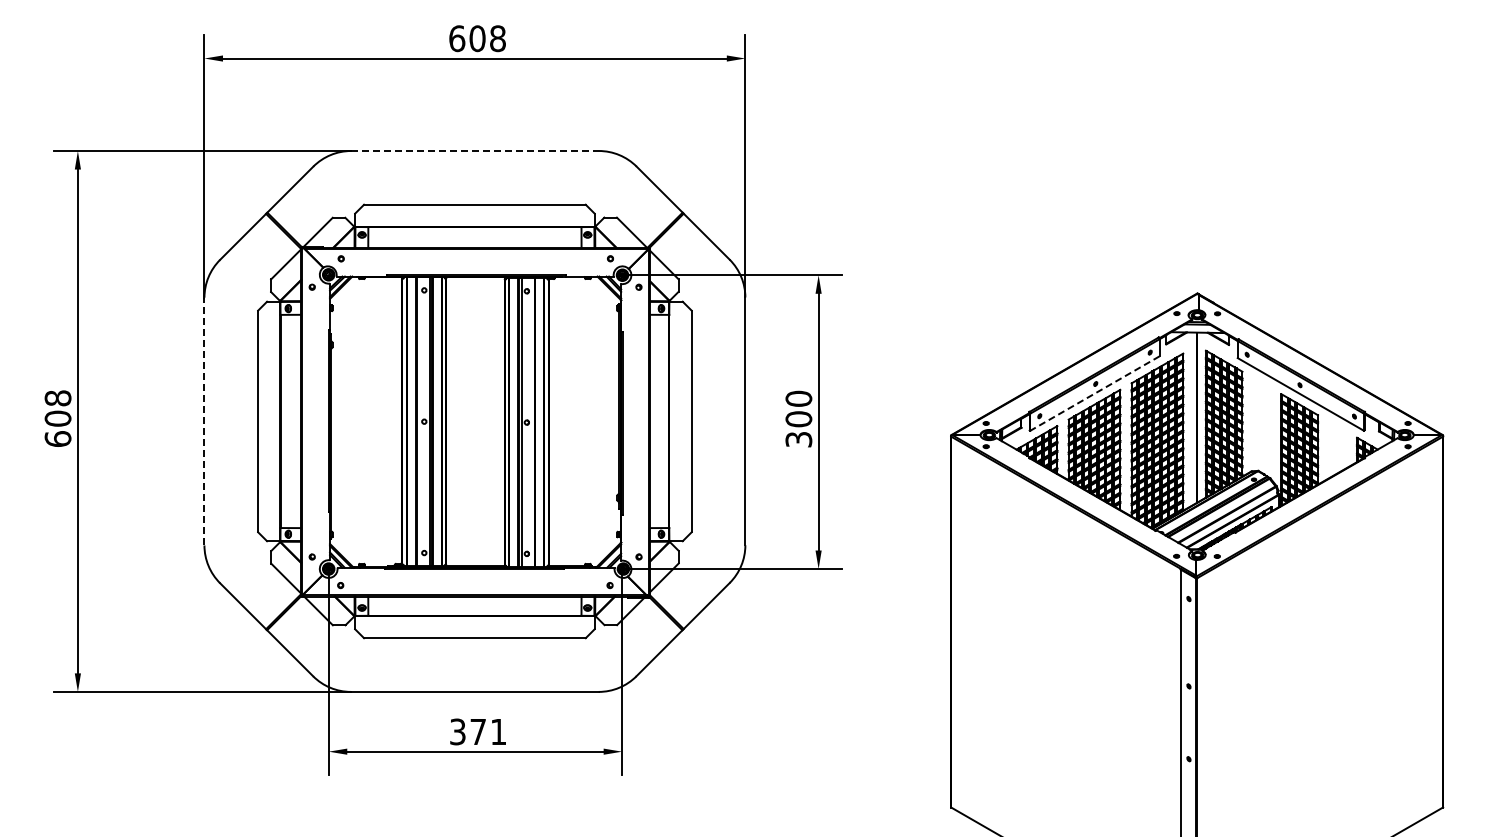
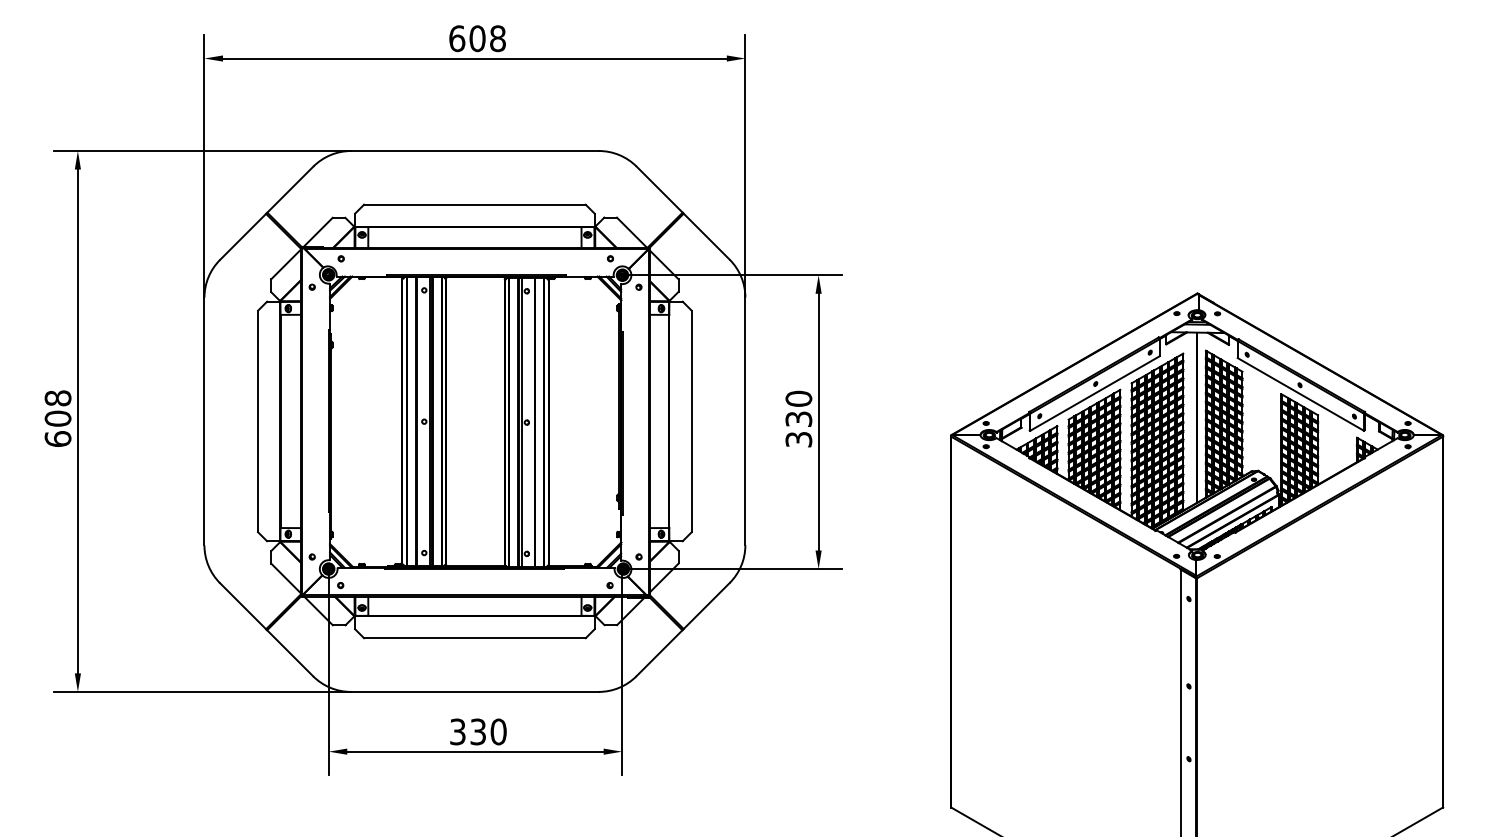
line: dashed -> solid (475, 151)
line: dashed -> solid (1095, 393)
text: 300 -> 330 (798, 419)
line: dashed -> solid (204, 421)
text: 371 -> 330 (488, 731)
